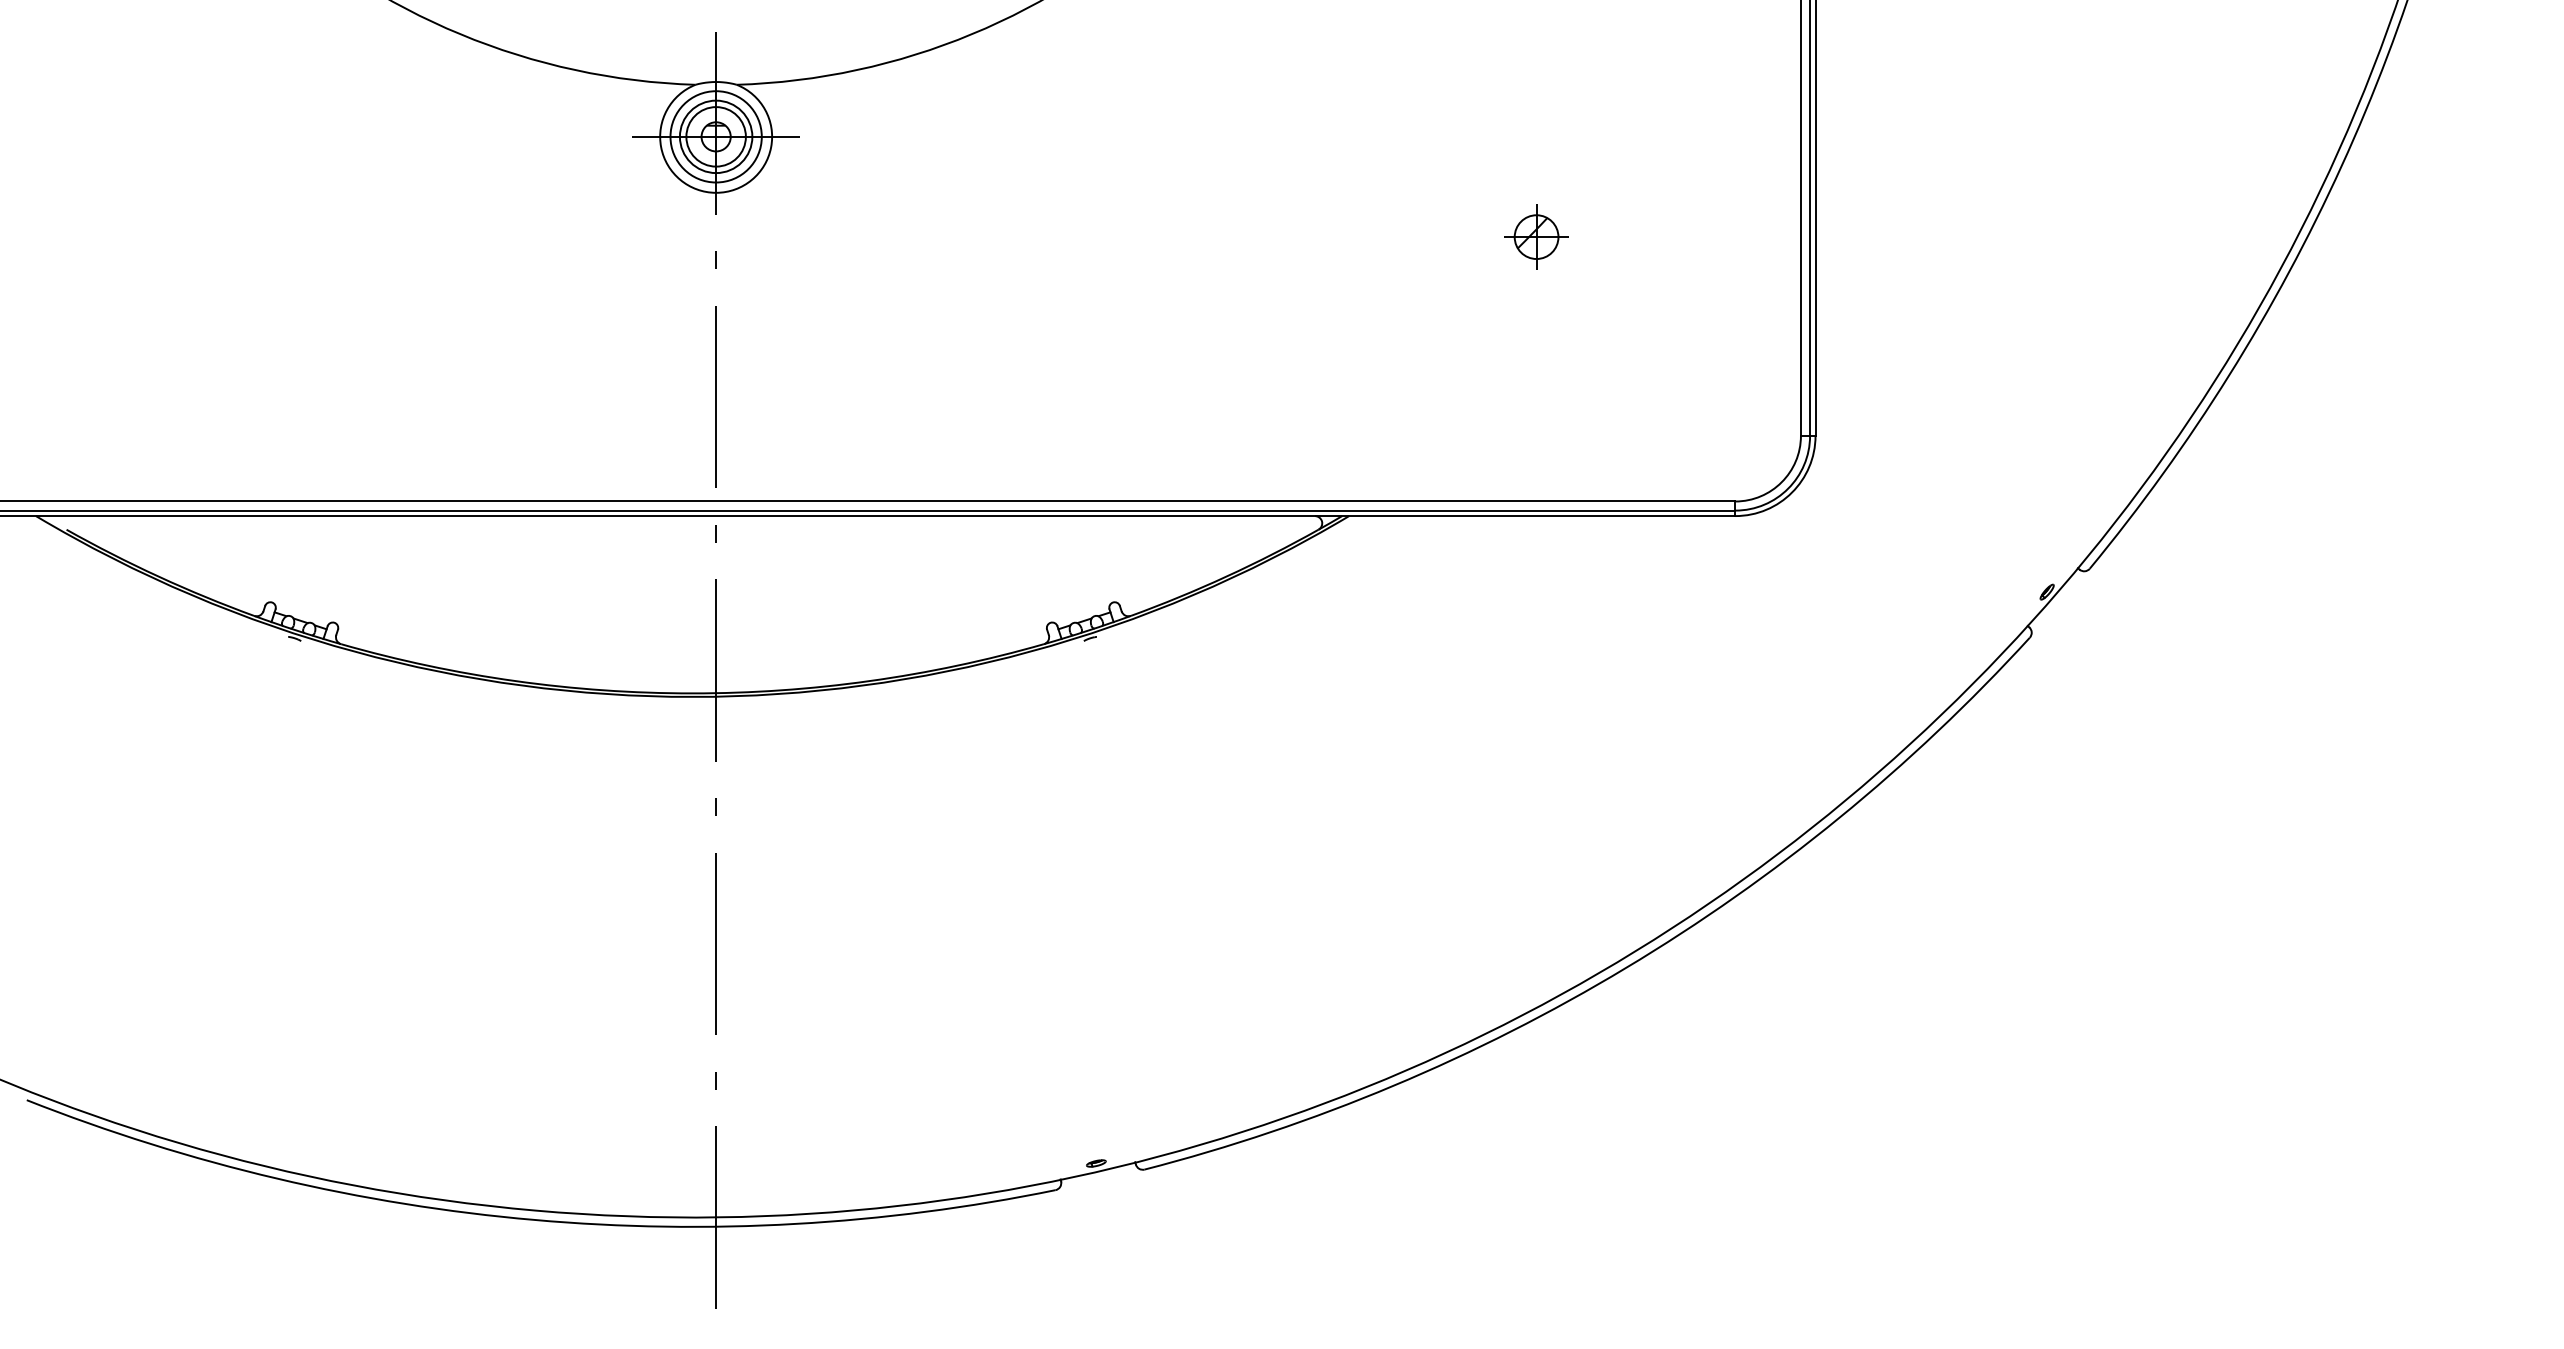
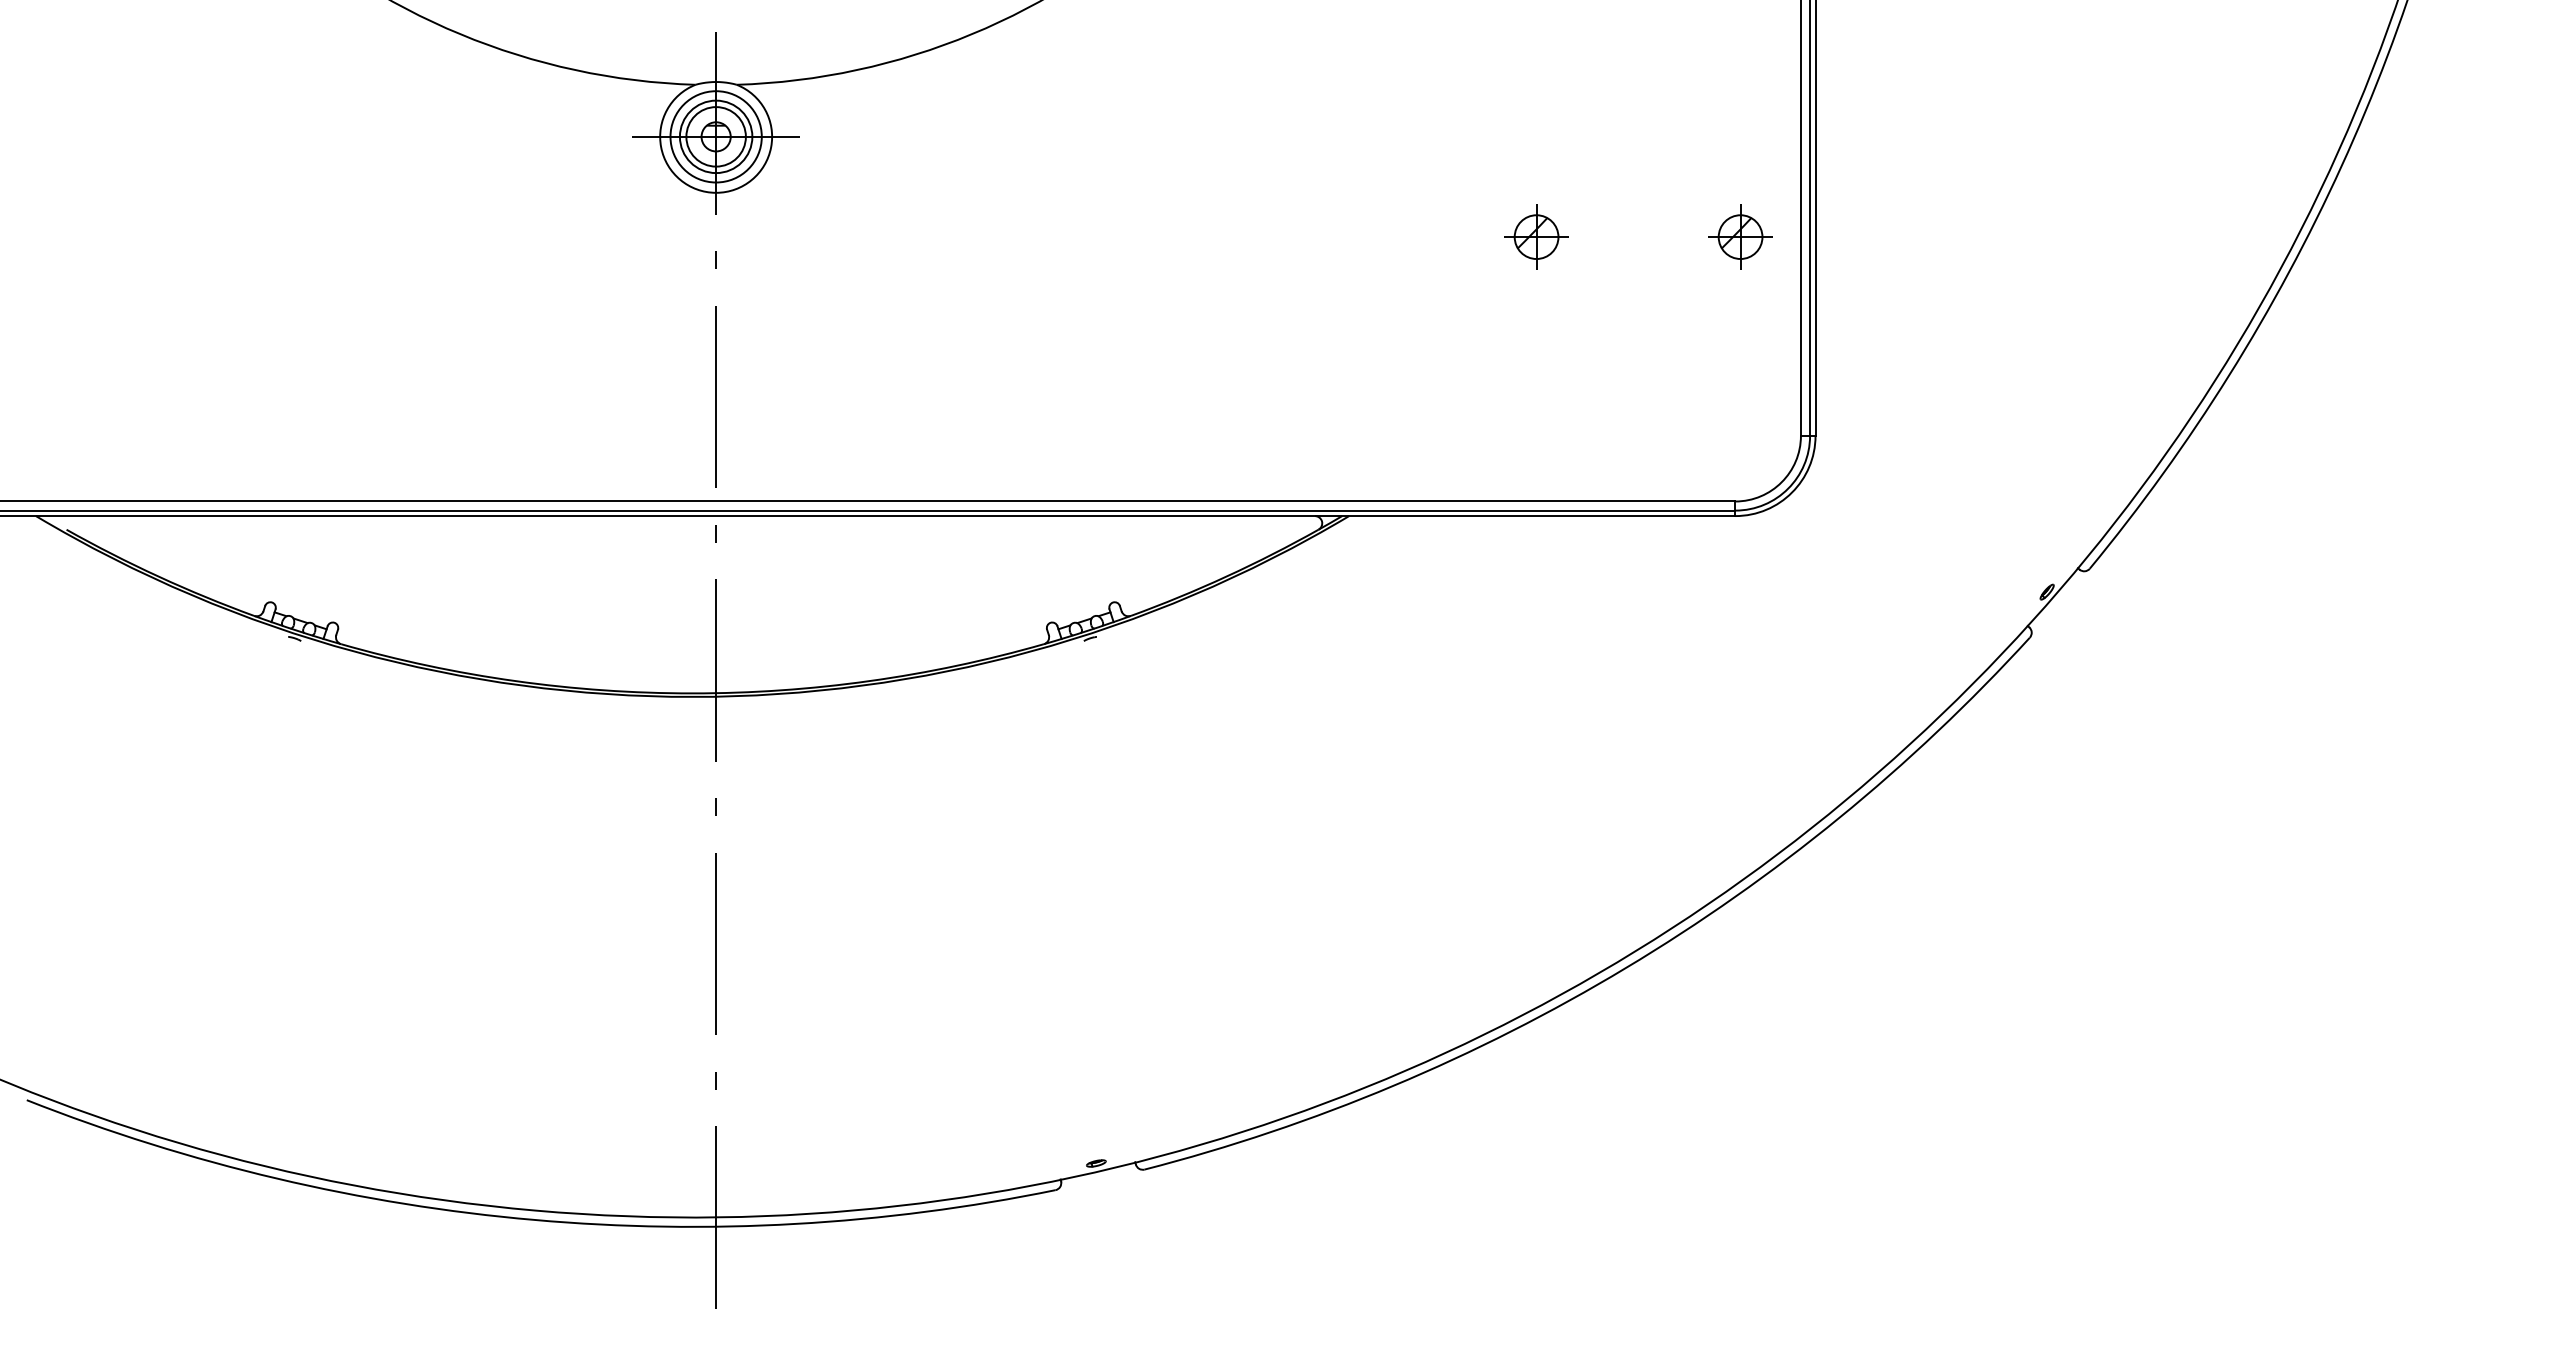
part: none -> present (1740, 236)
